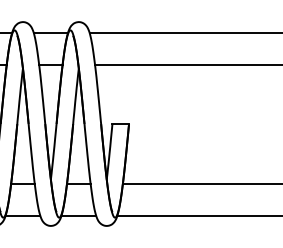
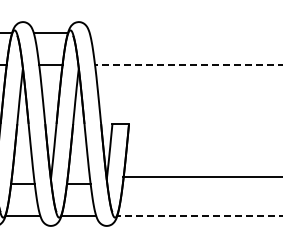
line: present -> none (184, 32)
line: solid -> dashed (188, 64)
line position: (200, 183) -> (200, 176) (200, 176)
line: solid -> dashed (199, 215)
